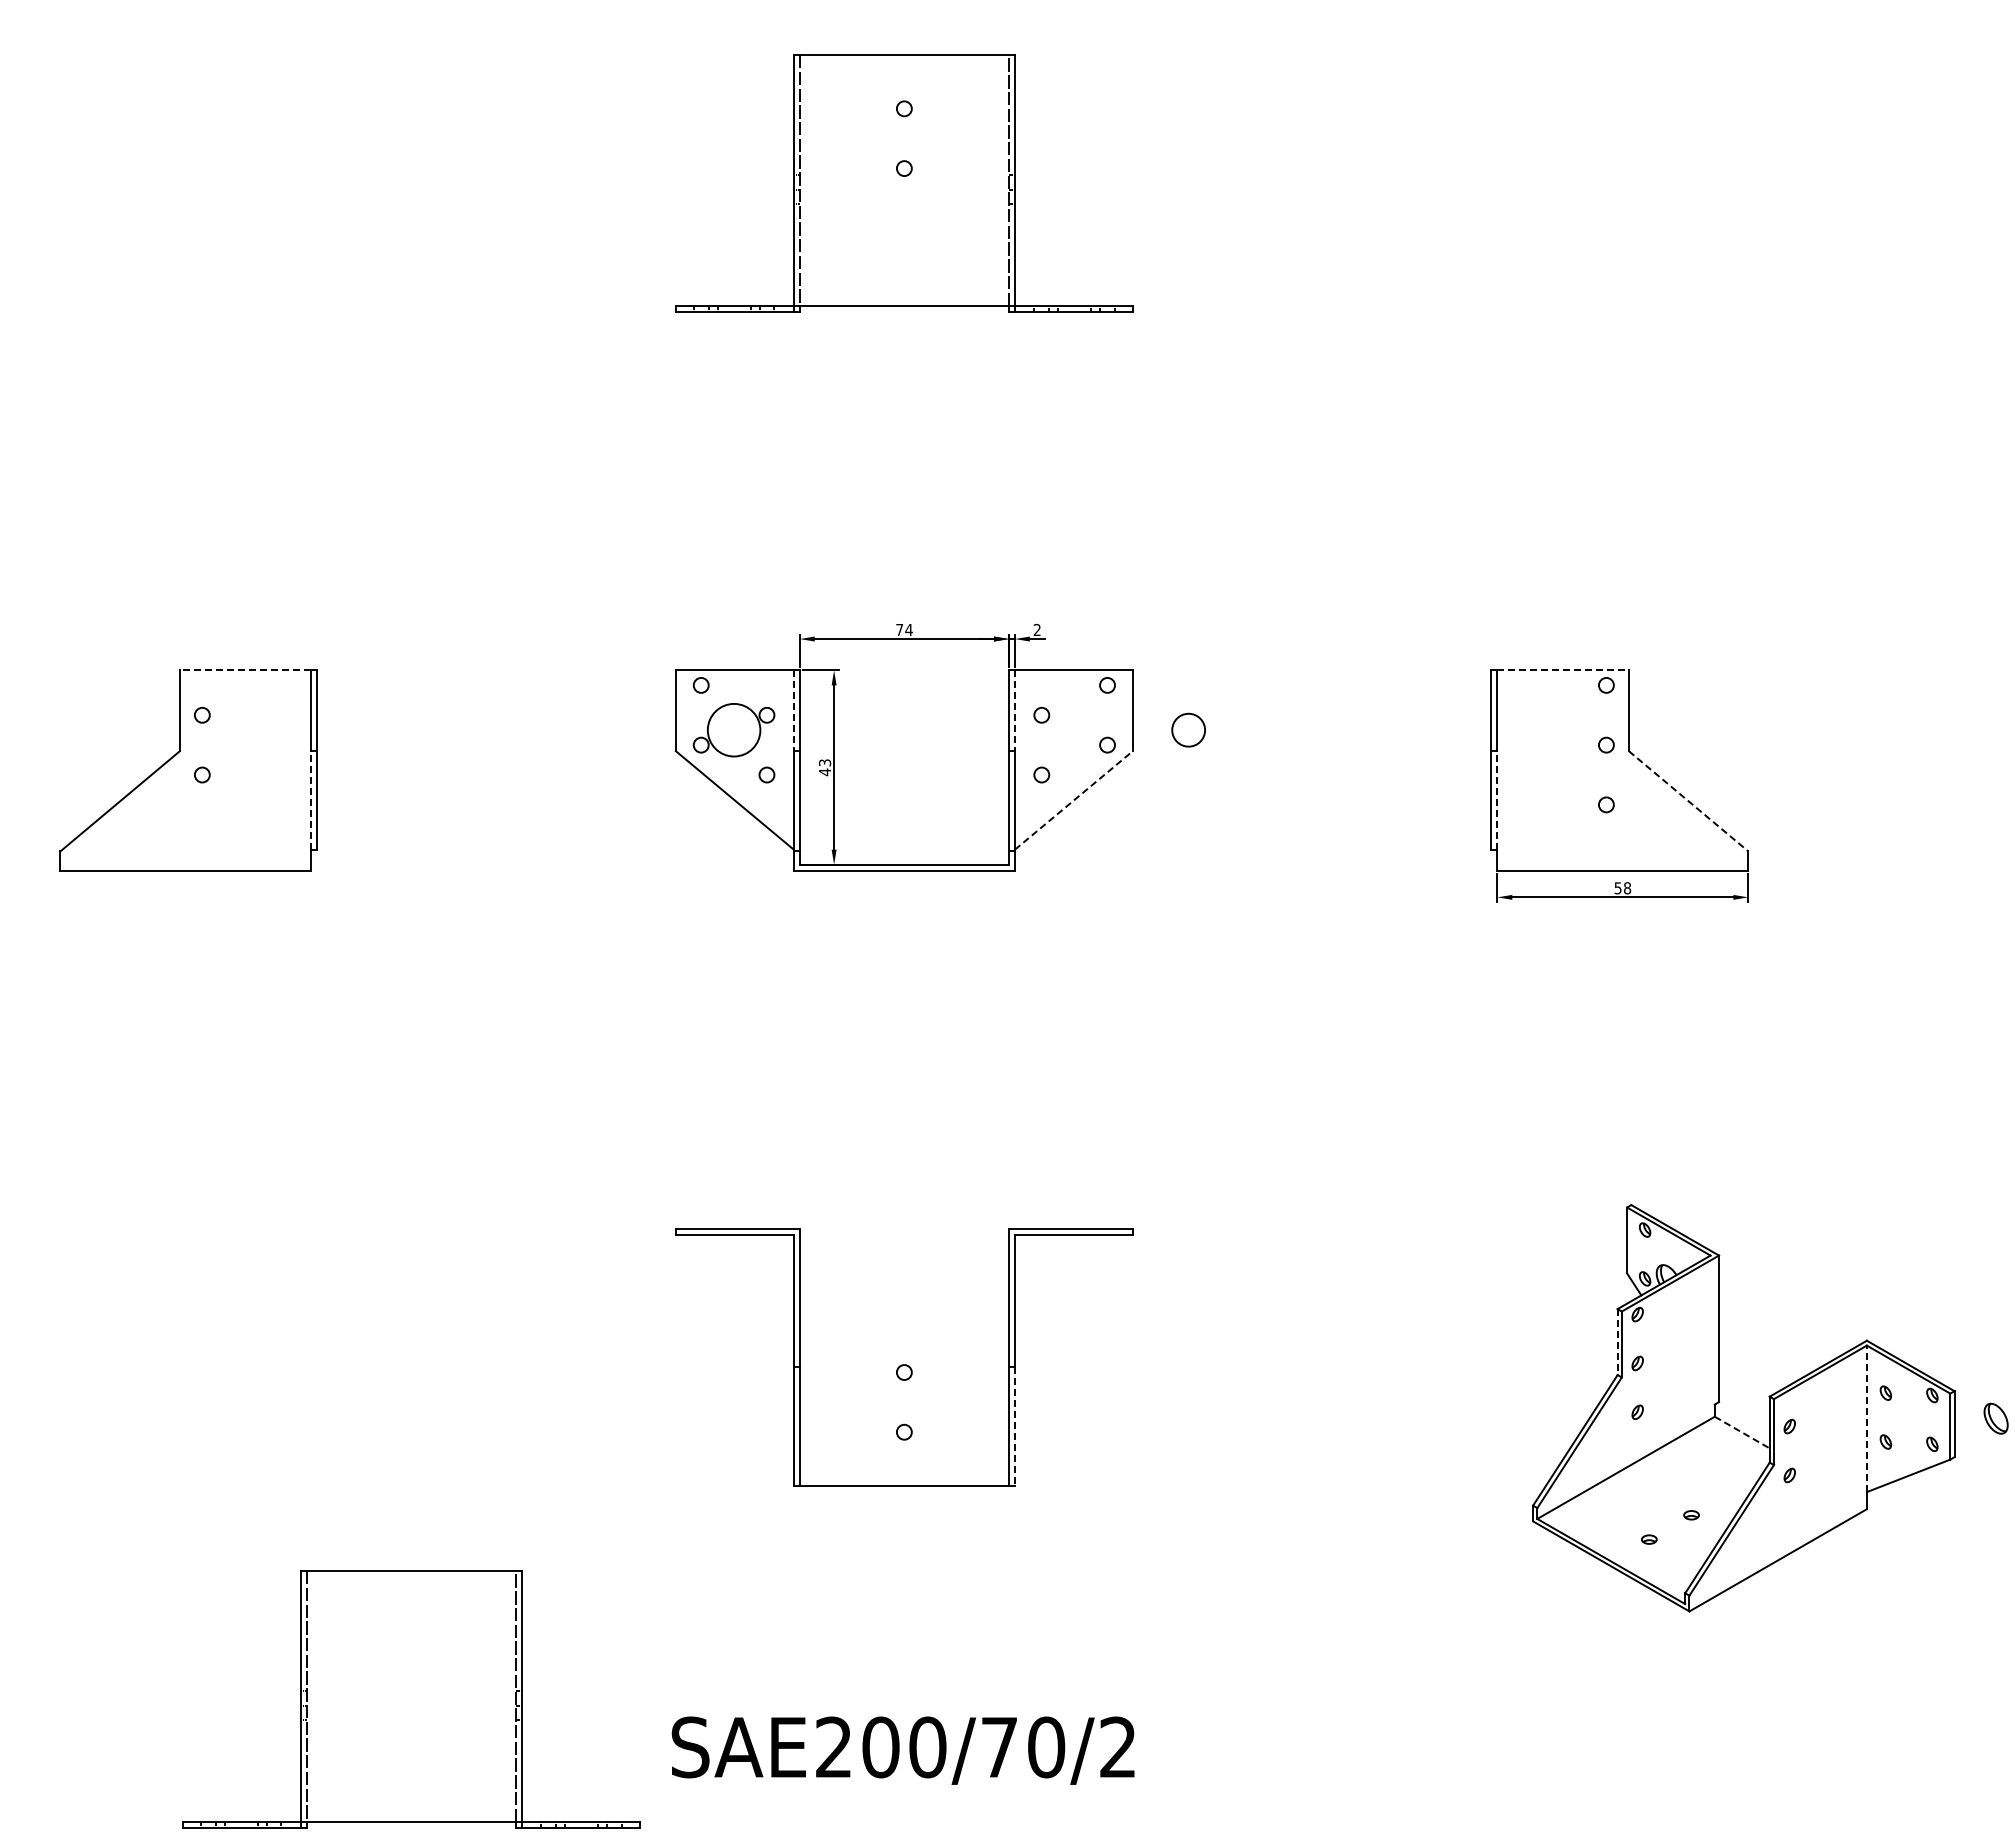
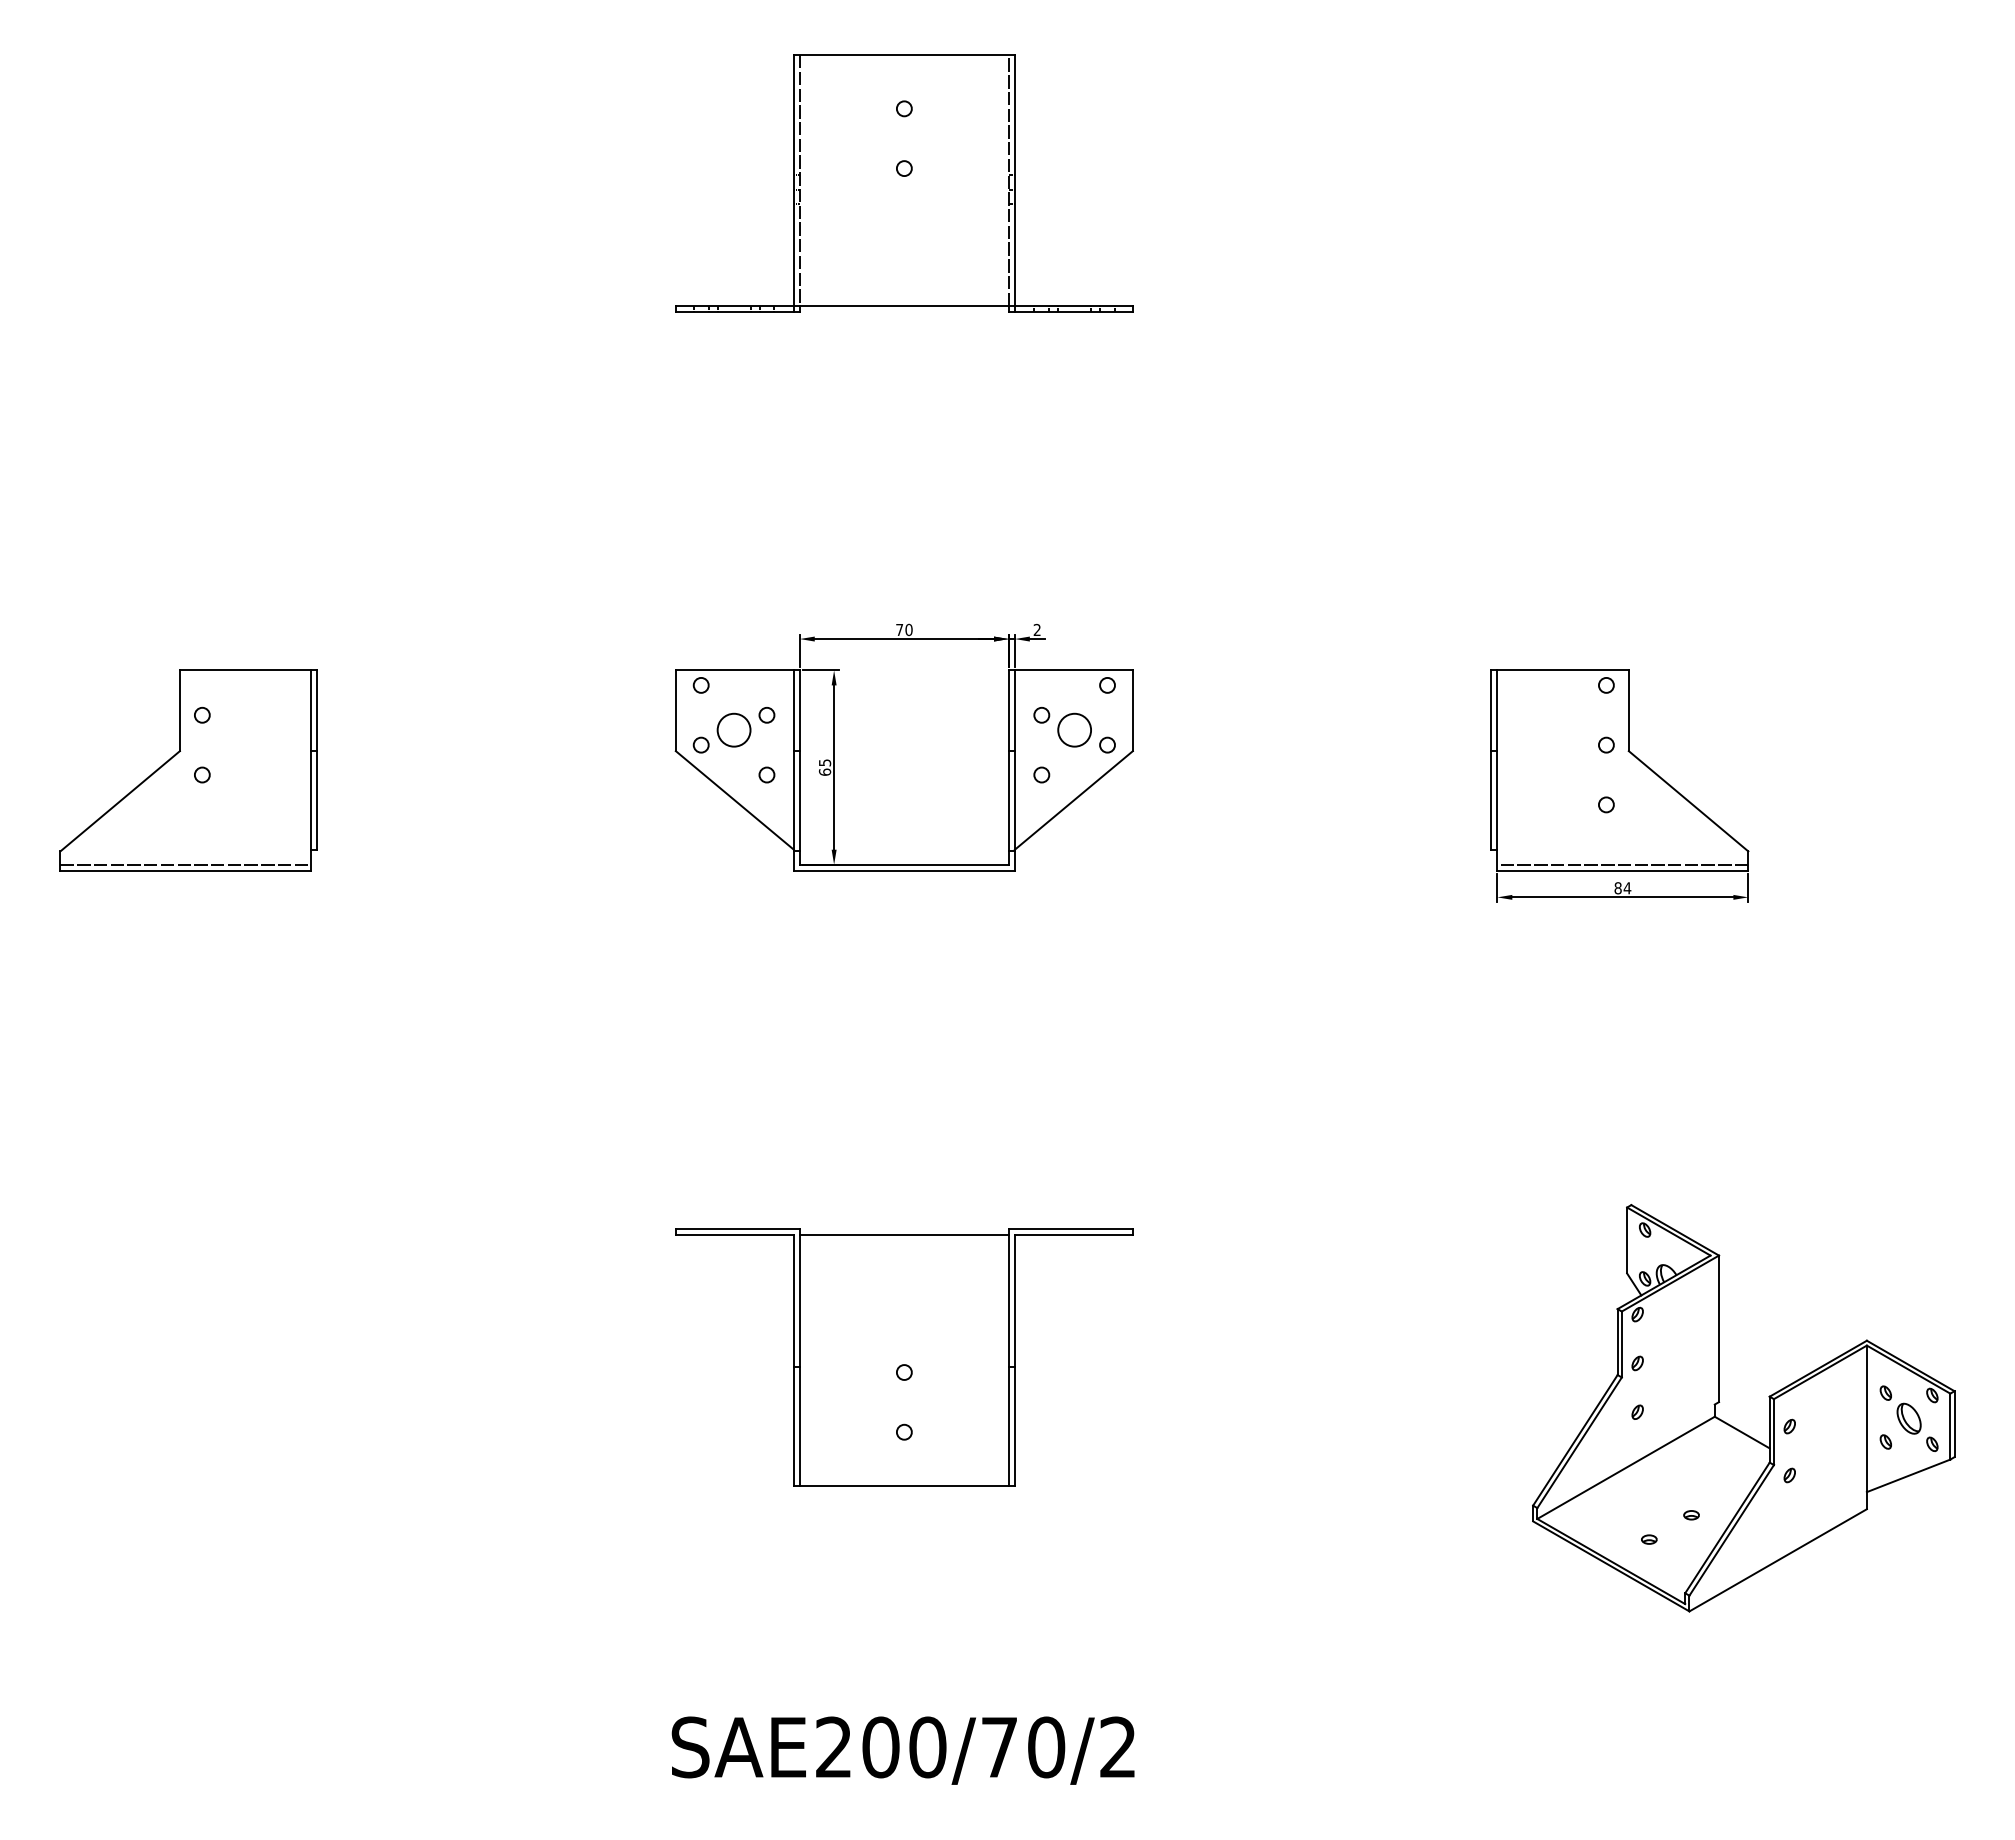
text: 74 -> 70 (908, 629)
line: dashed -> solid (245, 670)
line: dashed -> solid (1563, 670)
line: dashed -> solid (793, 711)
line: dashed -> solid (1014, 711)
circle diameter: 53 px -> 33 px (733, 729)
circle position: (1188, 729) -> (1074, 729) (1074, 729)
text: 43 -> 65 (824, 767)
line: dashed -> solid (311, 799)
line: dashed -> solid (1497, 799)
line: dashed -> solid (1073, 800)
line: dashed -> solid (1688, 801)
line: none -> present (185, 864)
line: none -> present (1622, 864)
text: 58 -> 84 (1622, 888)
line: none -> present (903, 1235)
line: dashed -> solid (1617, 1342)
line: dashed -> solid (1866, 1418)
part position: (1995, 1418) -> (1908, 1418) (1908, 1418)
line: dashed -> solid (1014, 1426)
line: dashed -> solid (1742, 1432)
part: present -> none (411, 1699)
